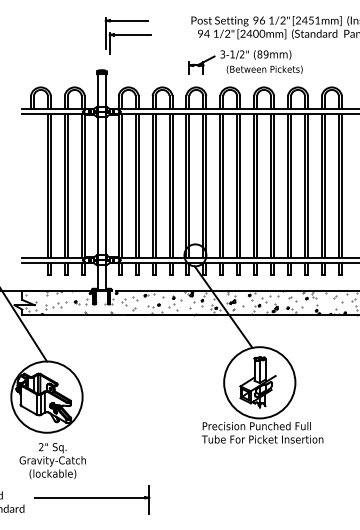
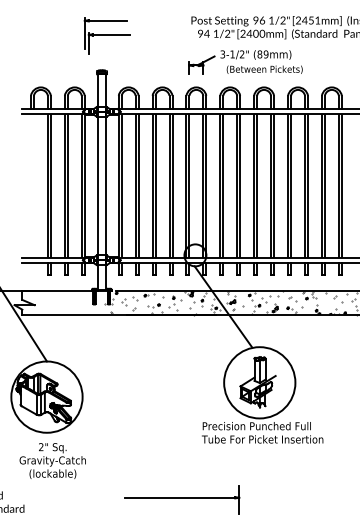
part position: (127, 35) -> (106, 35) (106, 35)
hatch: present -> none (60, 303)
part position: (92, 499) -> (182, 499) (182, 499)
